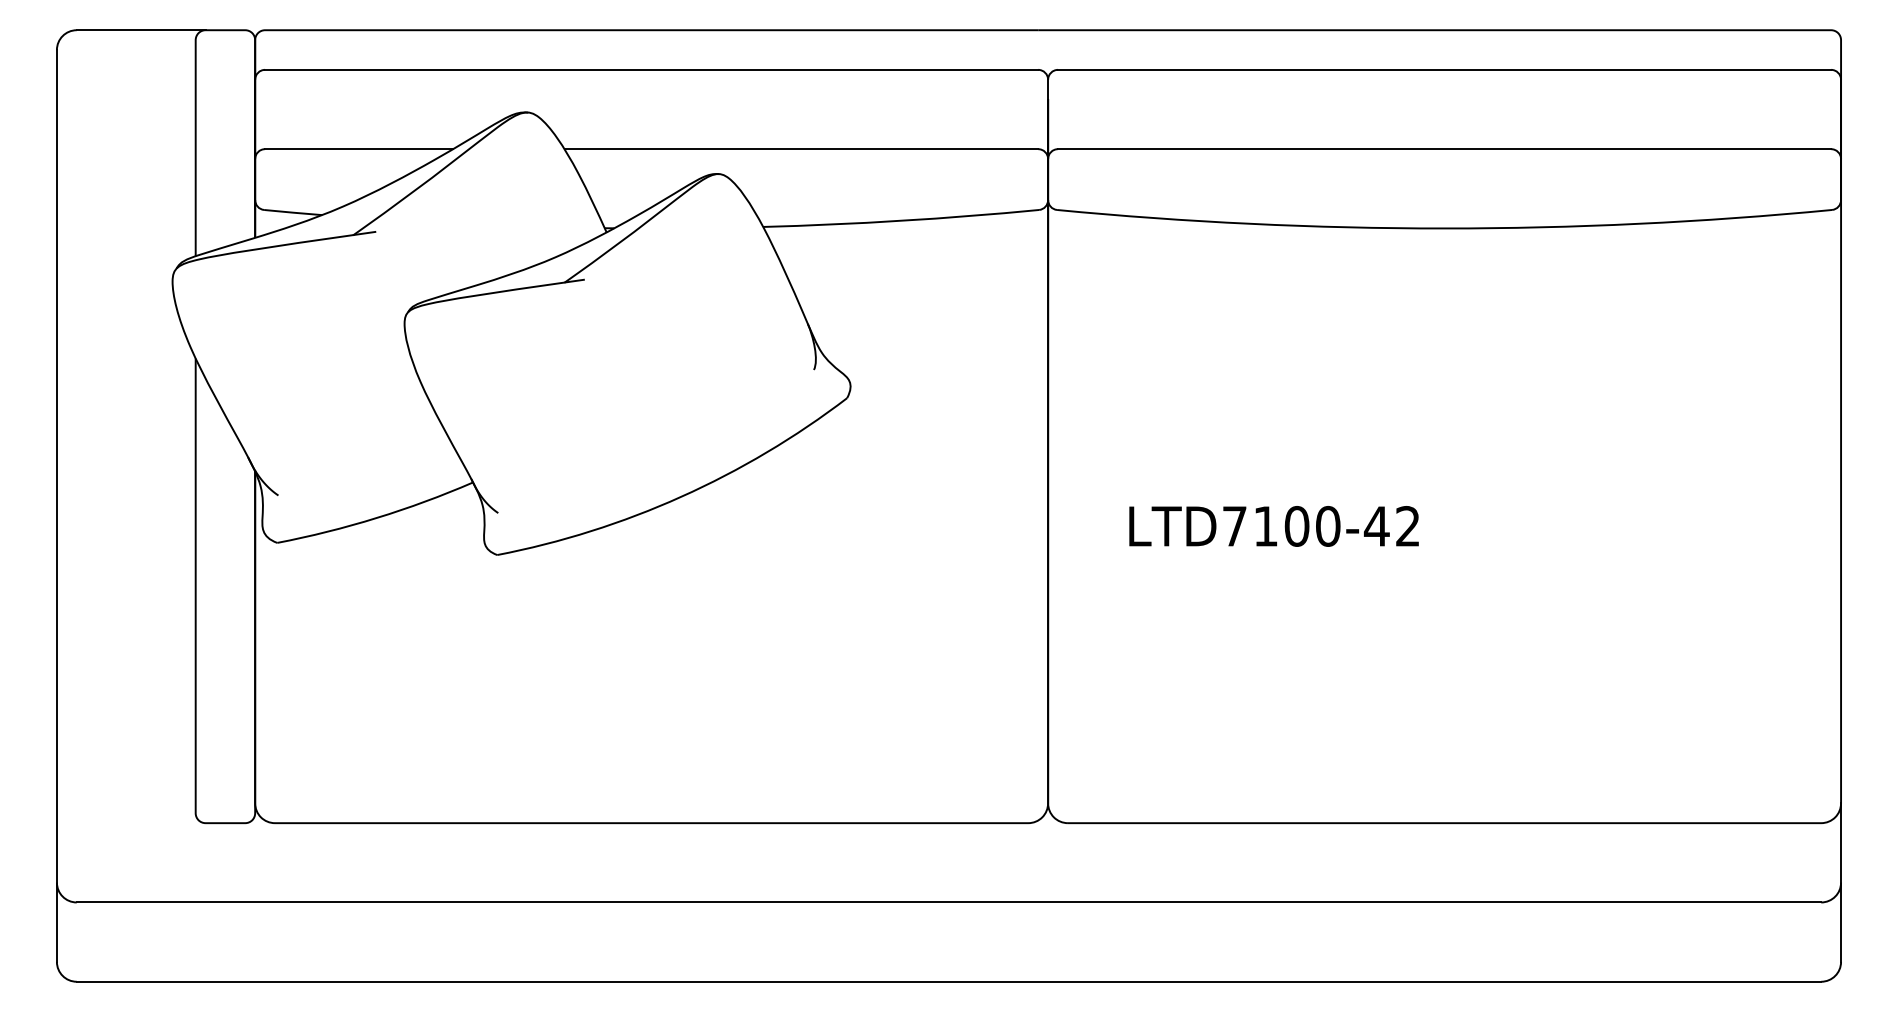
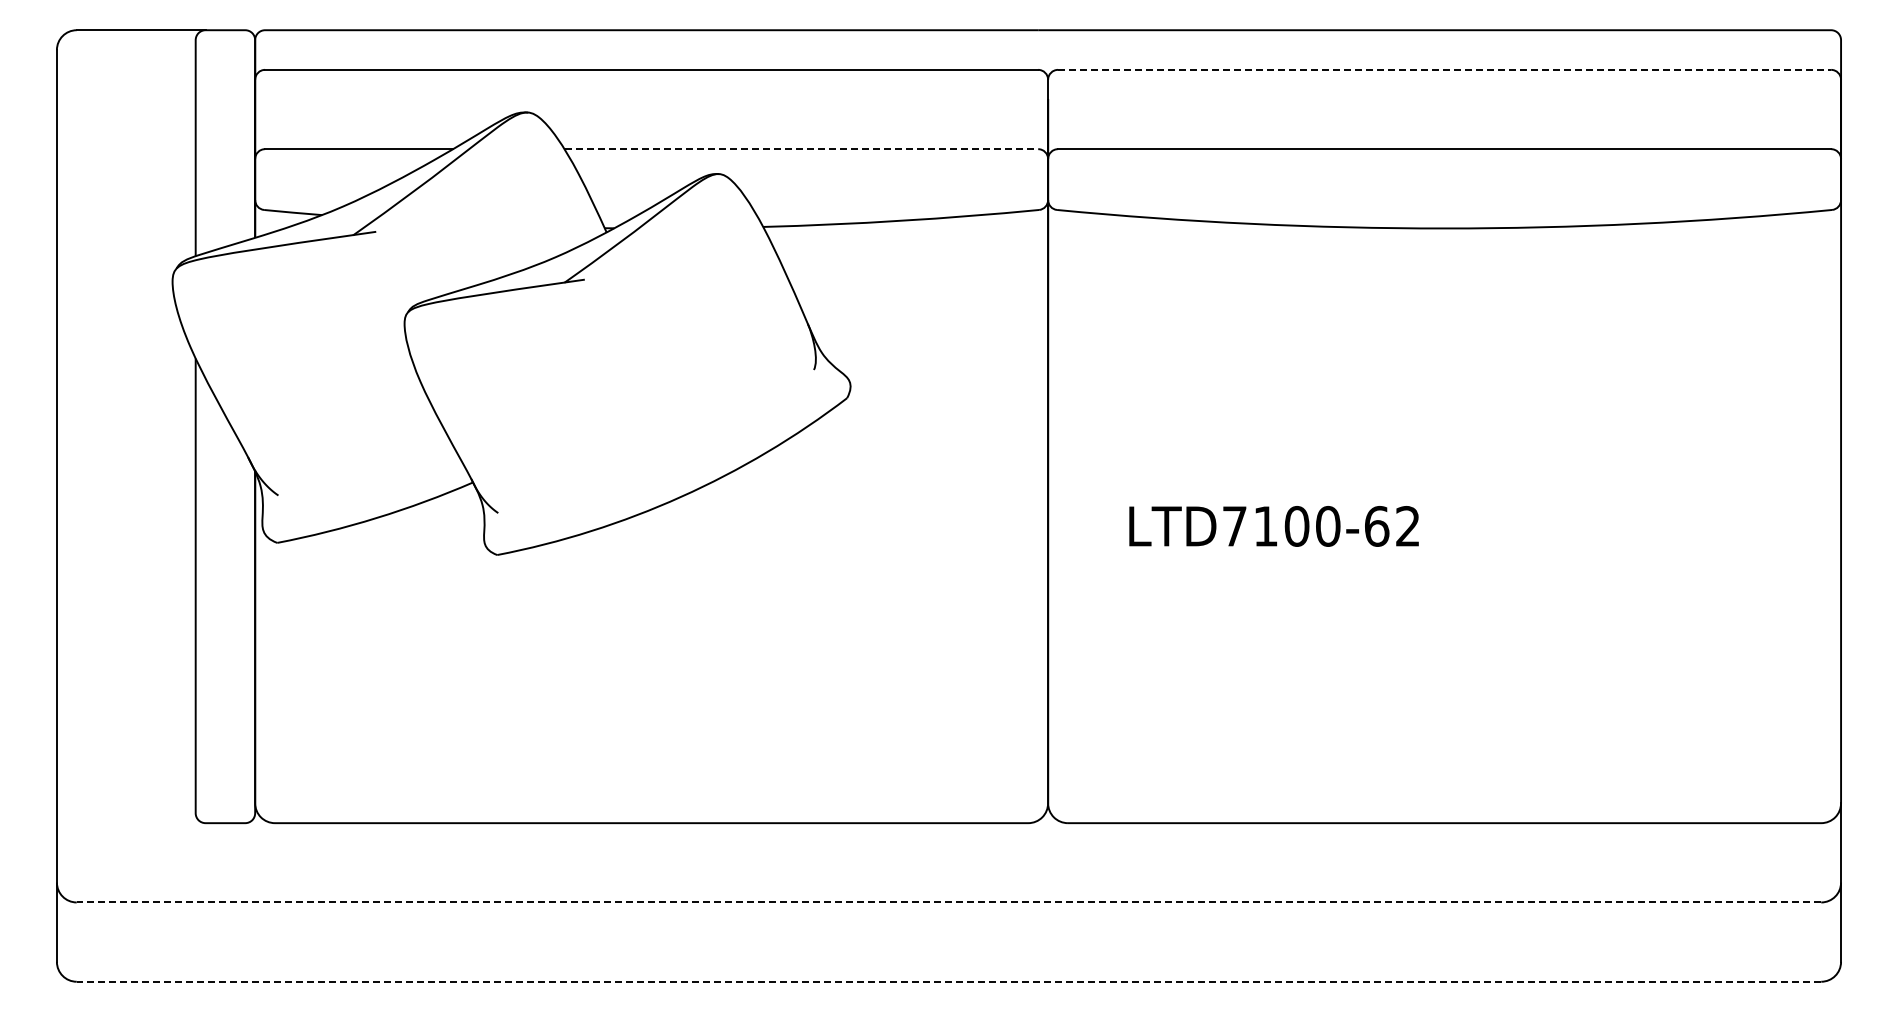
line: solid -> dashed (1444, 69)
line: solid -> dashed (801, 149)
text: LTD7100-42 -> LTD7100-62 (1376, 526)
line: solid -> dashed (948, 902)
line: solid -> dashed (948, 981)
